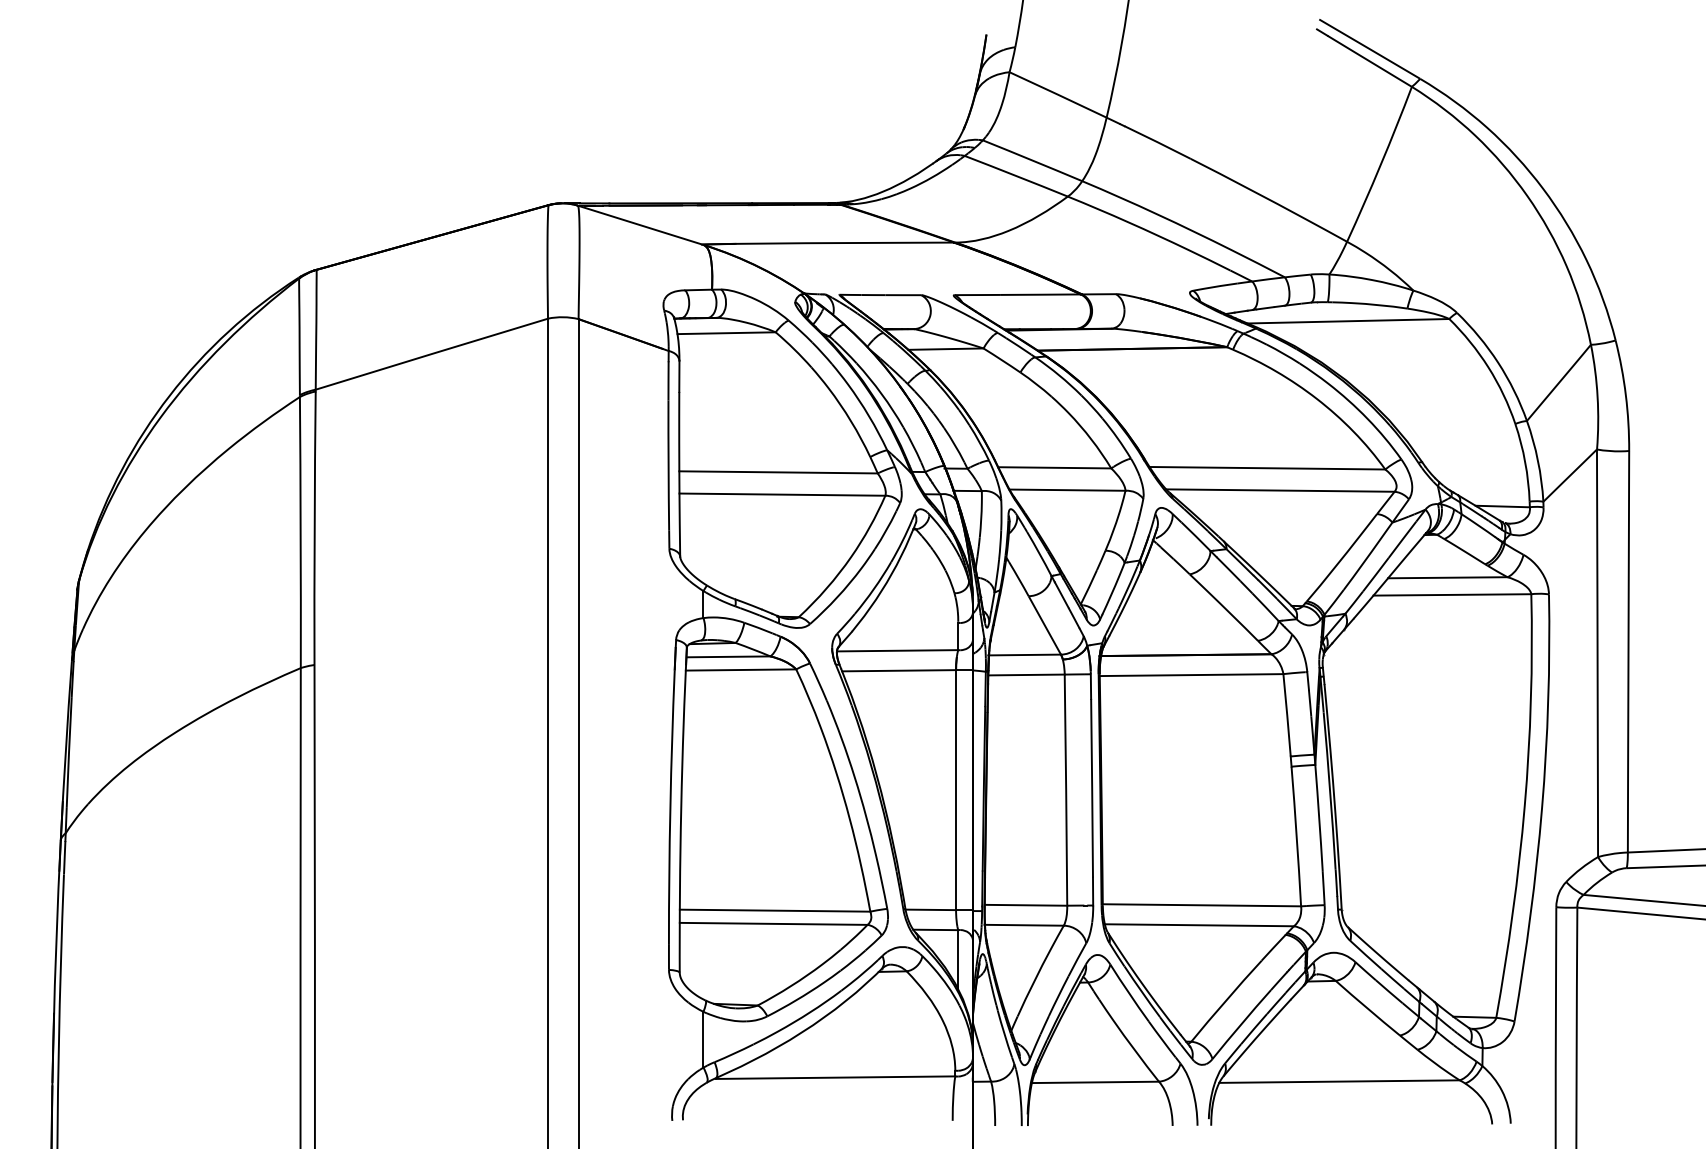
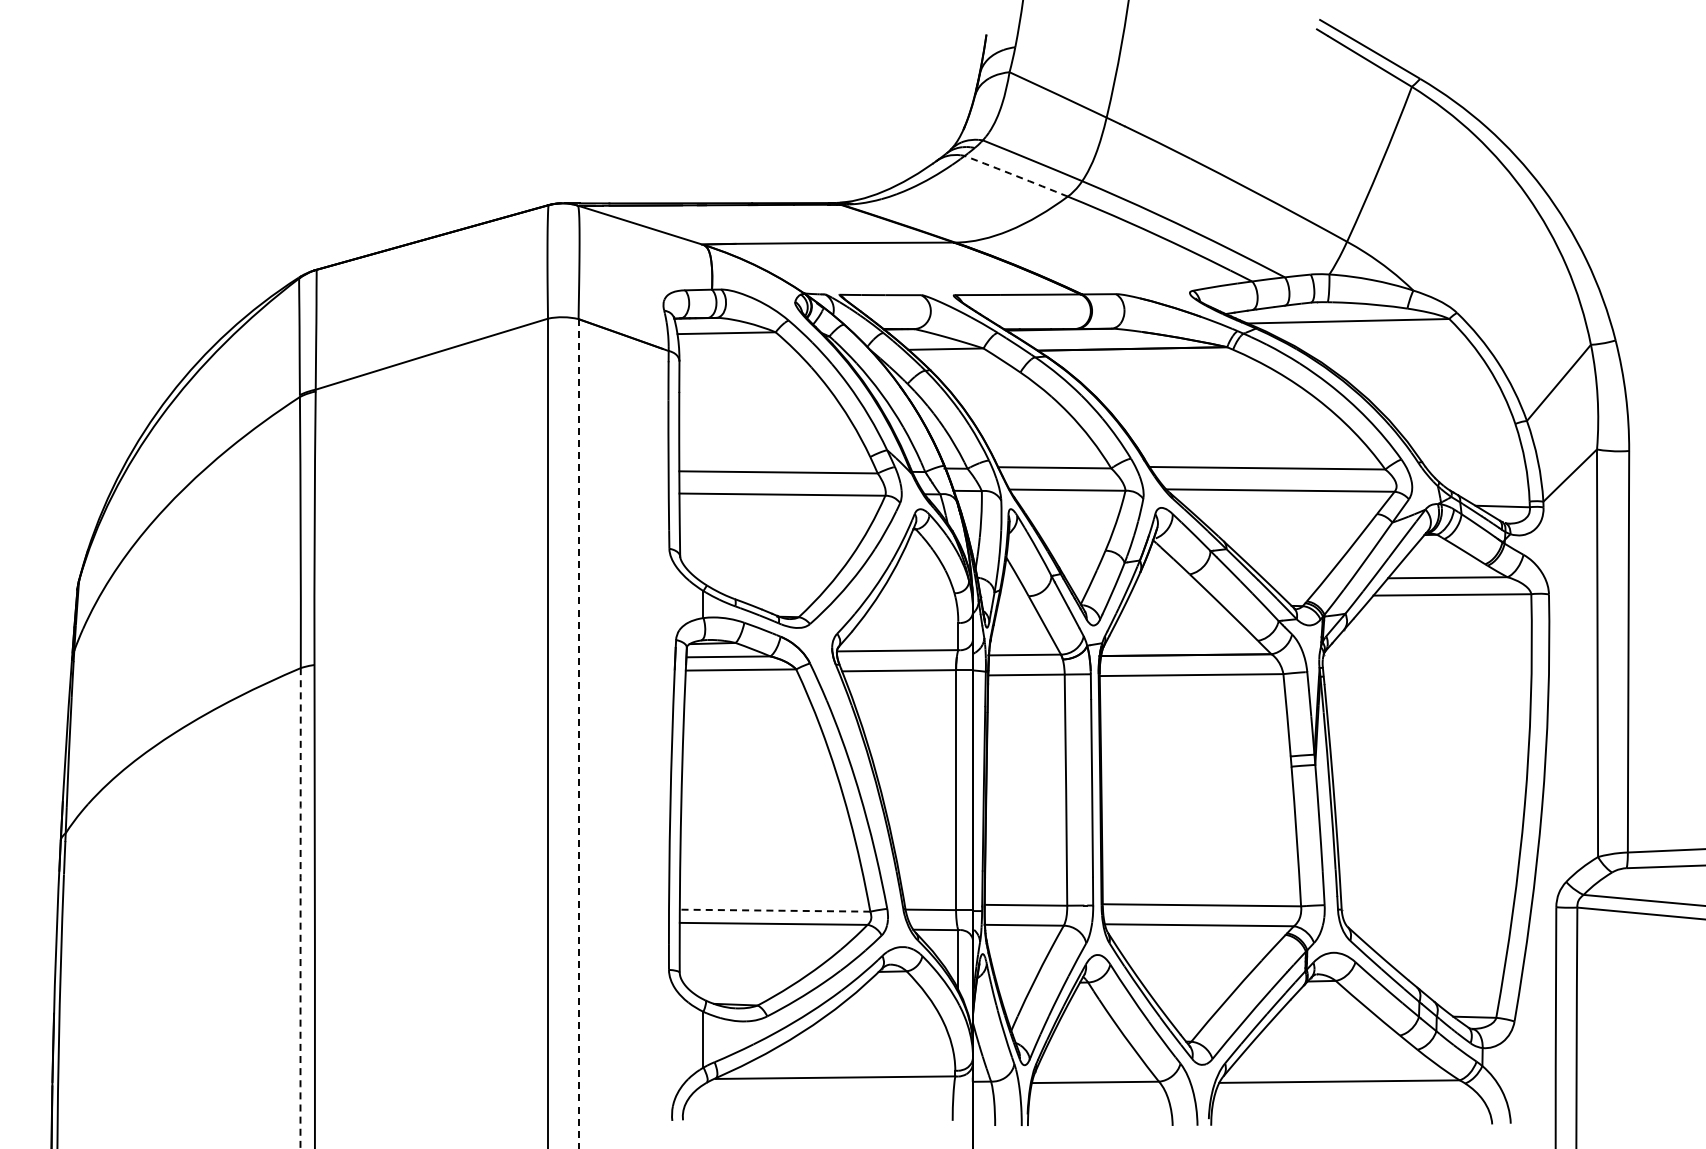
arc: solid -> dashed (1016, 176)
line: solid -> dashed (578, 733)
arc: solid -> dashed (300, 908)
line: solid -> dashed (774, 910)
